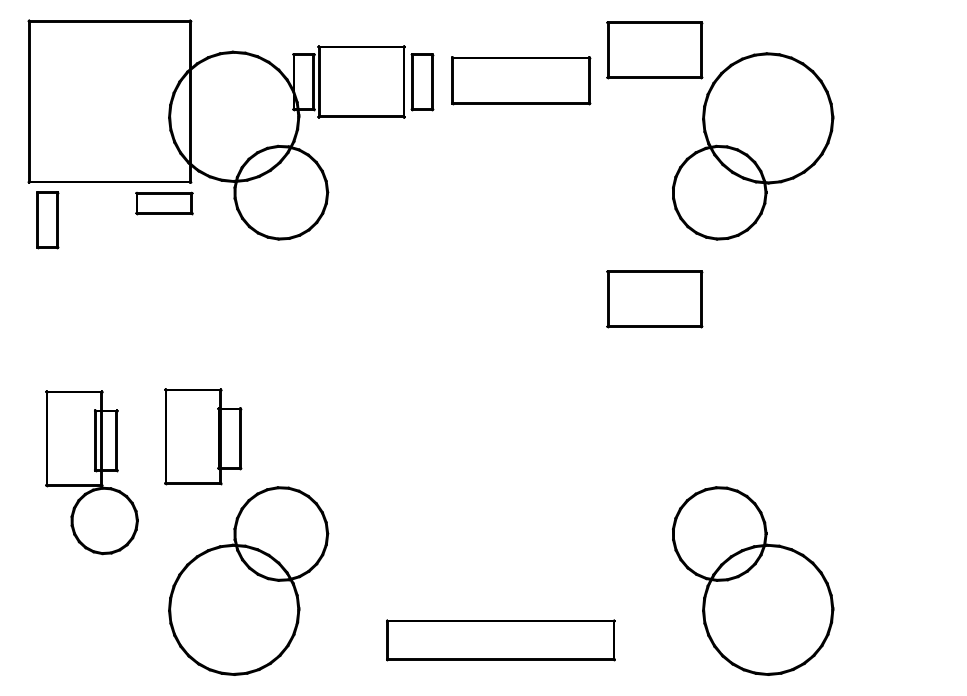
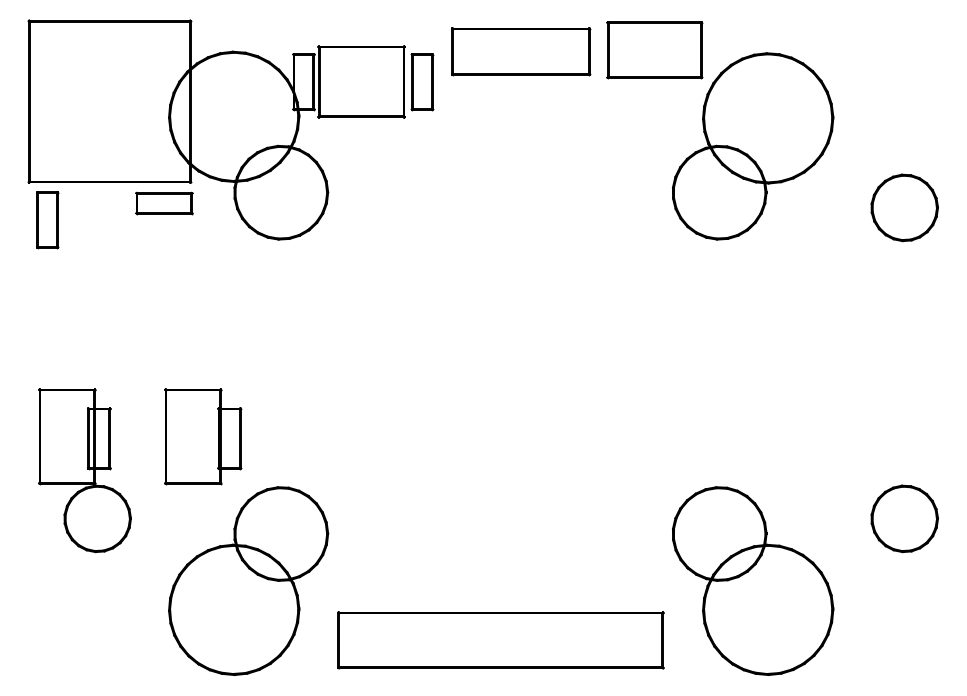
part position: (521, 80) -> (521, 51) (521, 51)
part: none -> present (904, 207)
part: present -> none (654, 299)
part position: (91, 472) -> (84, 470) (84, 470)
part: none -> present (904, 518)
part size: 230x43 px -> 328x59 px (500, 640)
